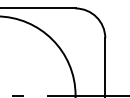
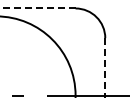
line: solid -> dashed (37, 8)
line: solid -> dashed (105, 68)
